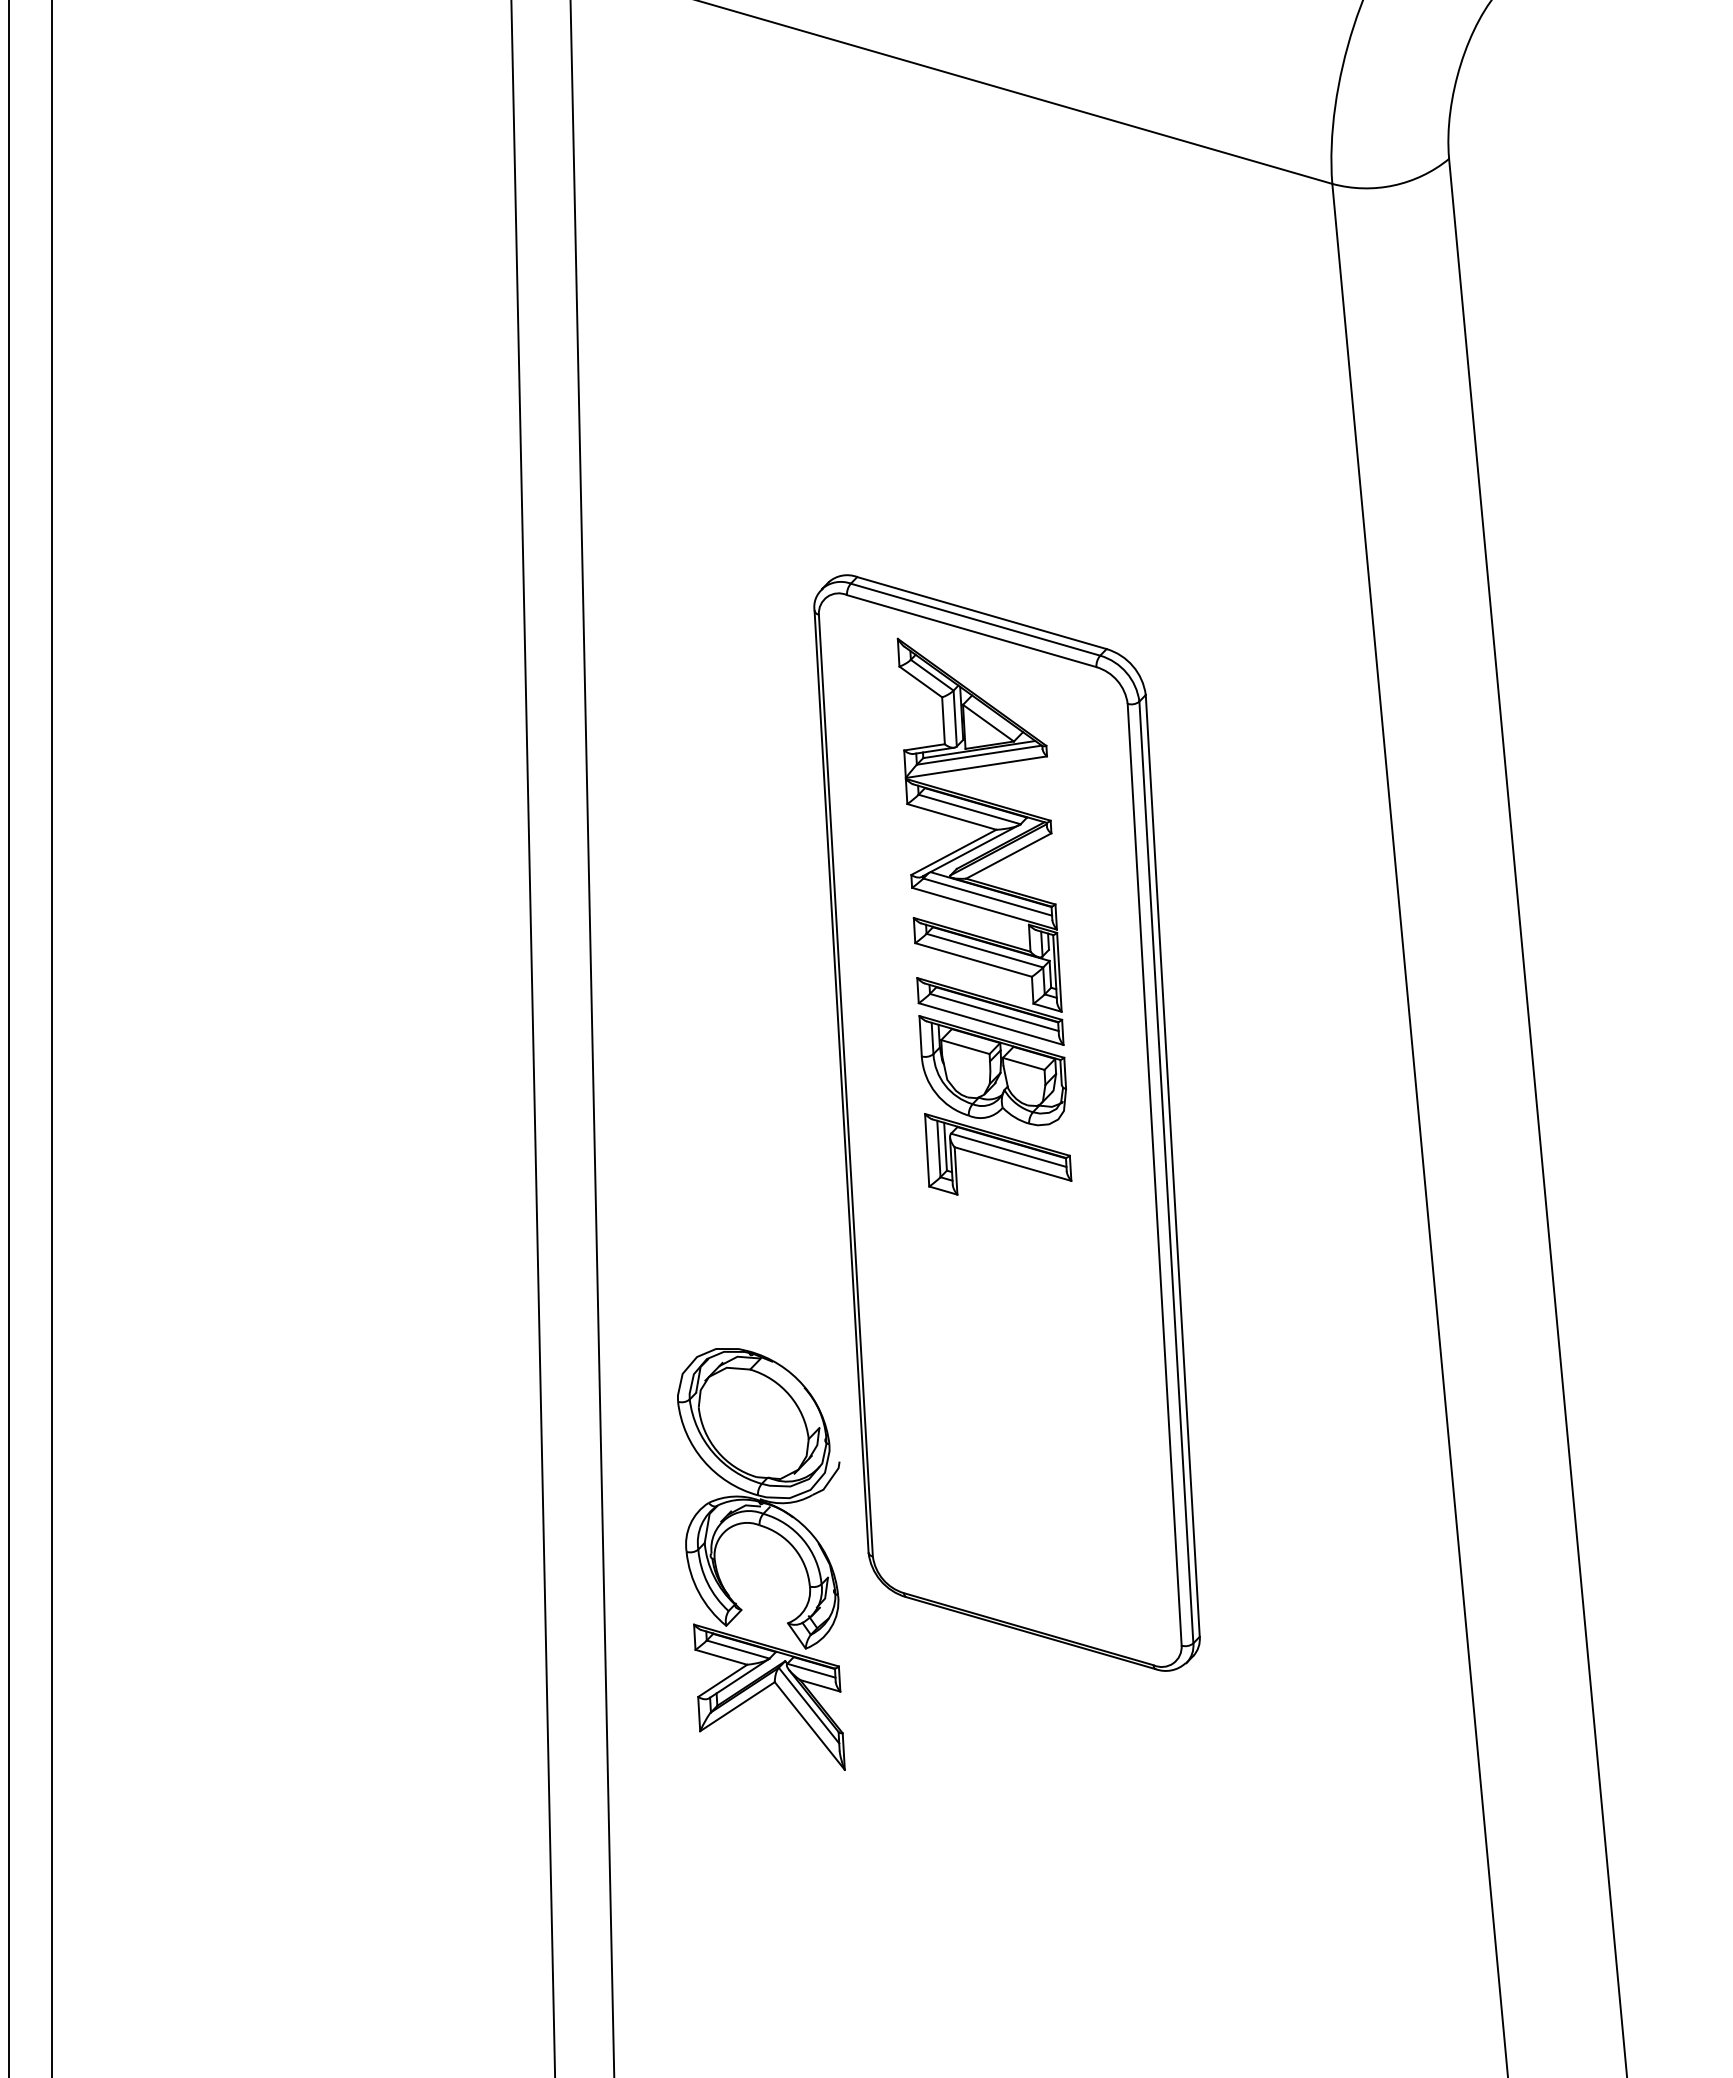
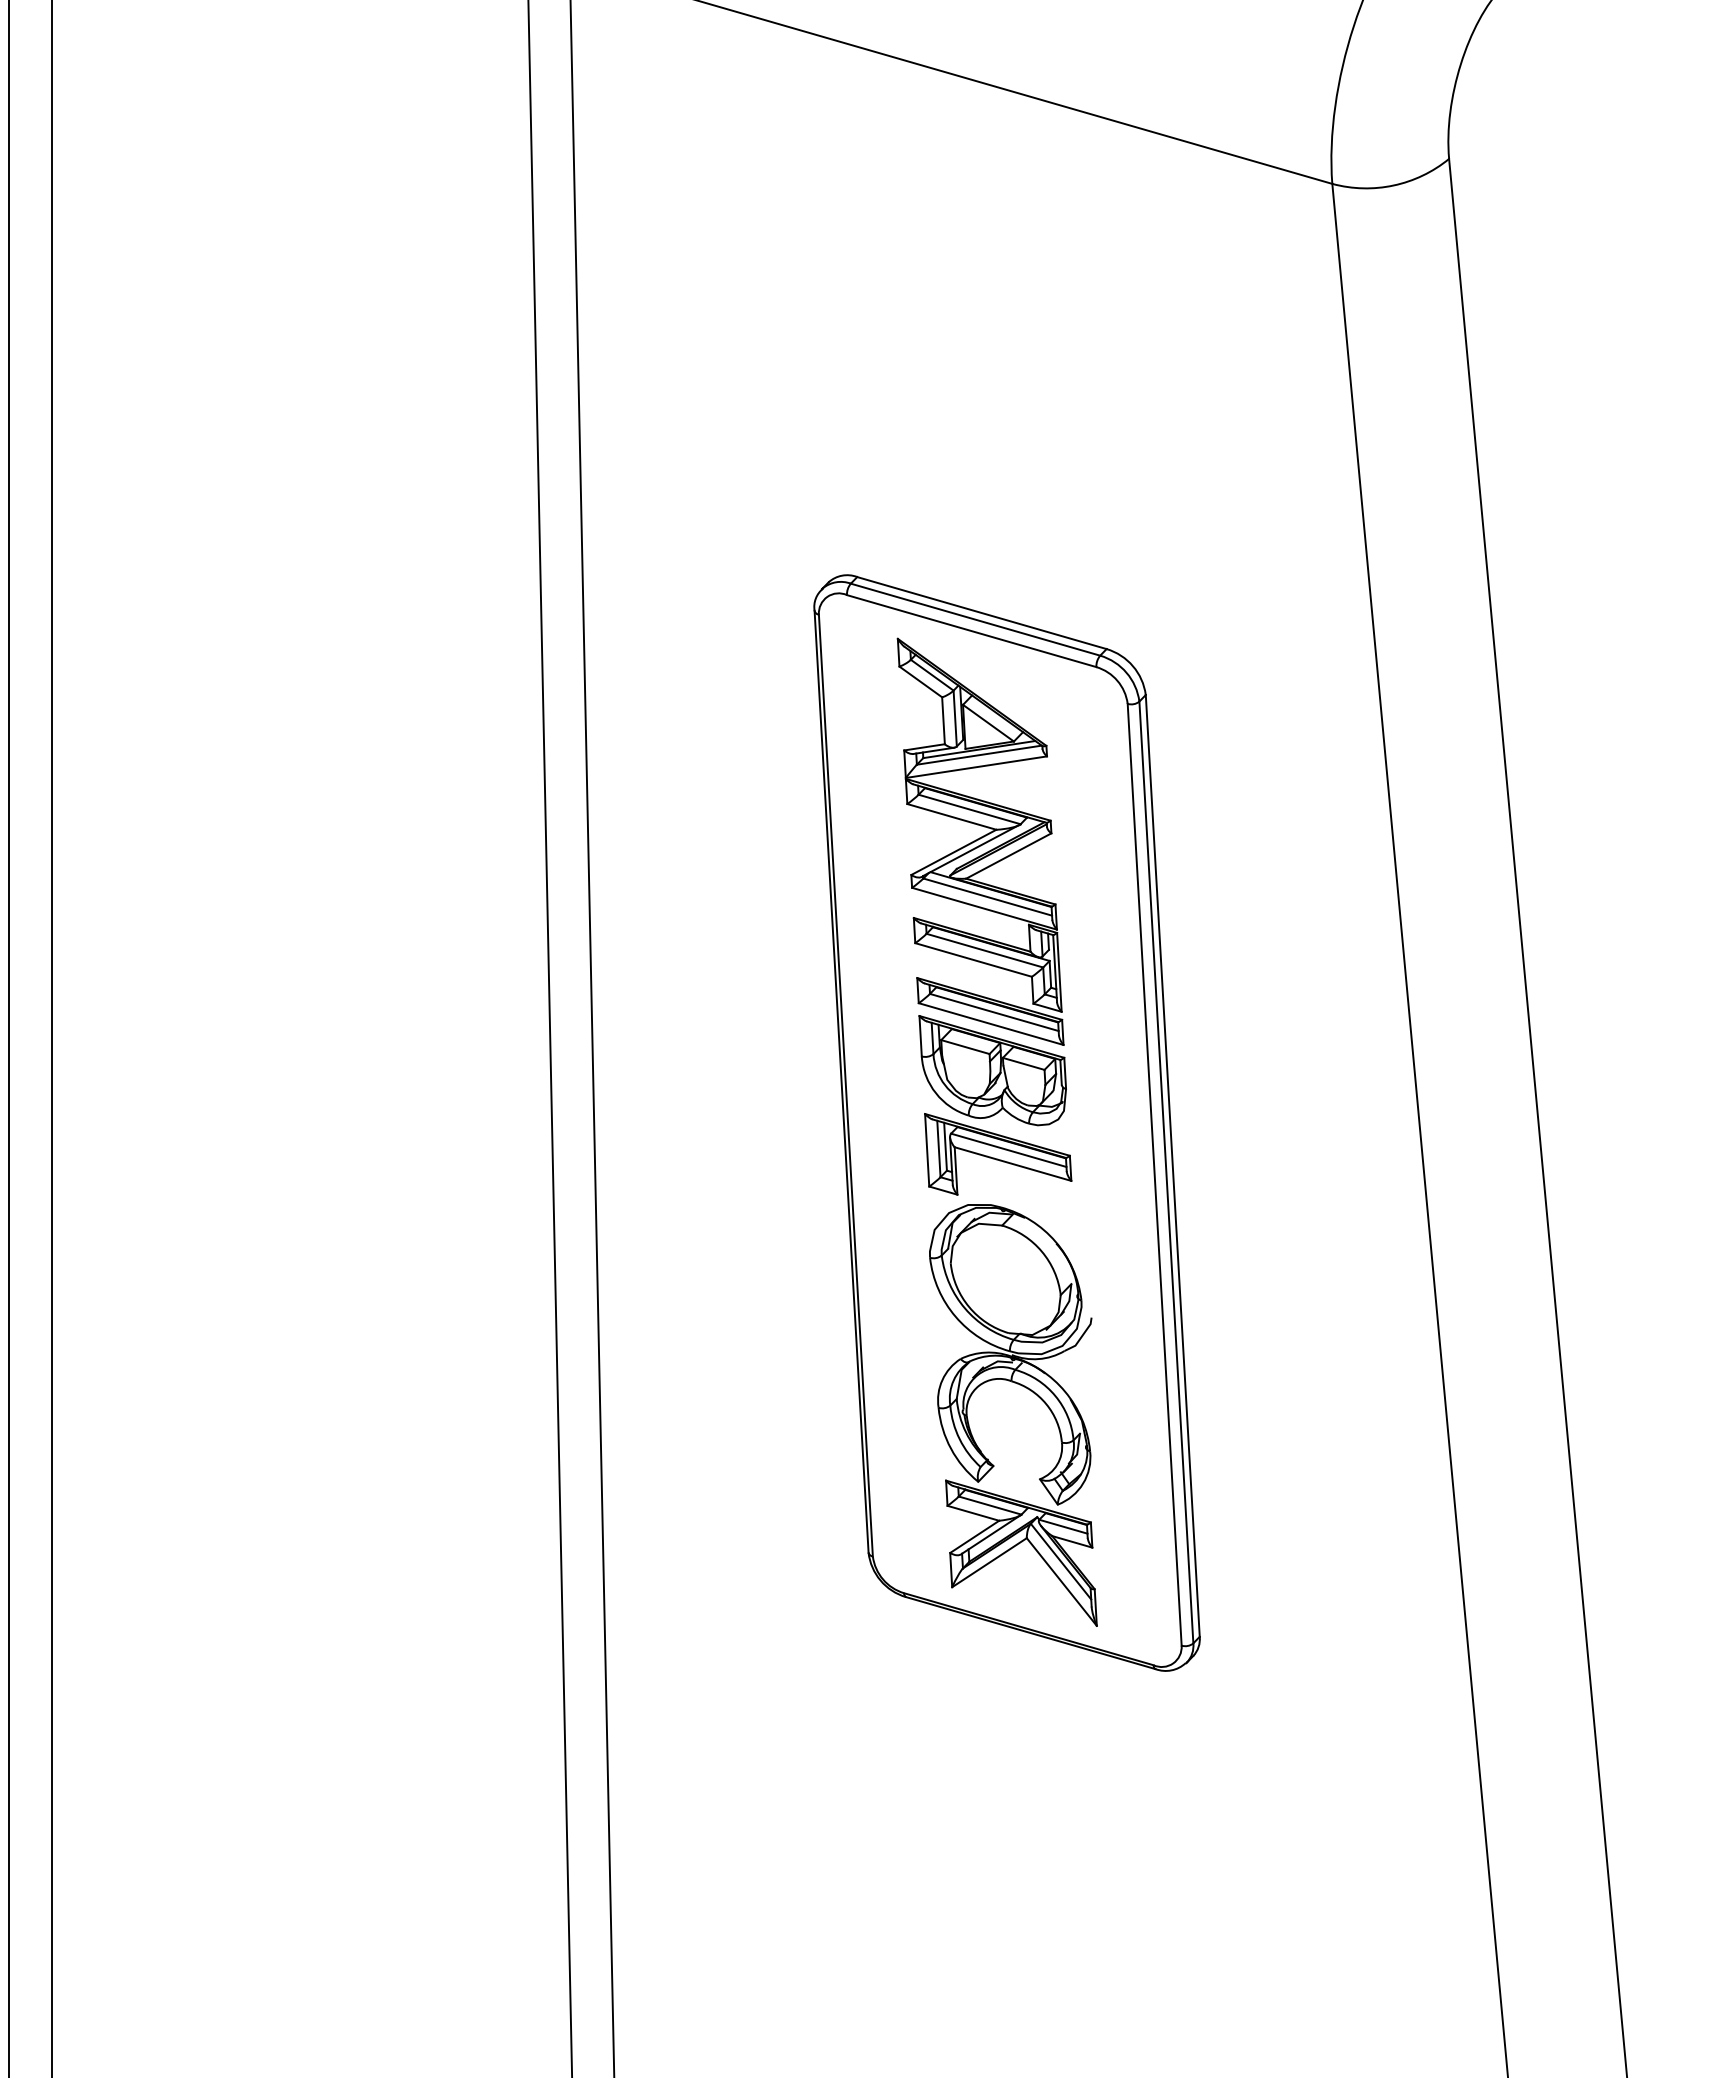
line position: (533, 1038) -> (550, 1038) (550, 1038)
part position: (778, 1535) -> (1030, 1391) (1030, 1391)
